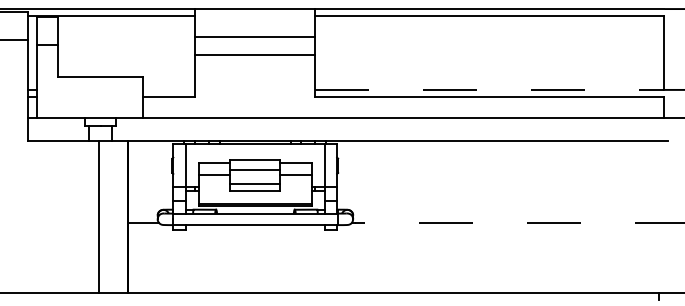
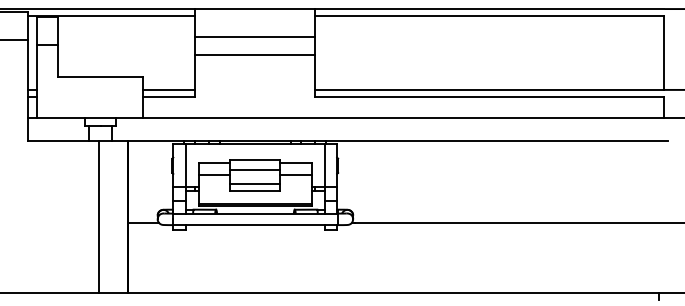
line: none -> present (168, 89)
line: dashed -> solid (489, 89)
line: dashed -> solid (519, 222)
